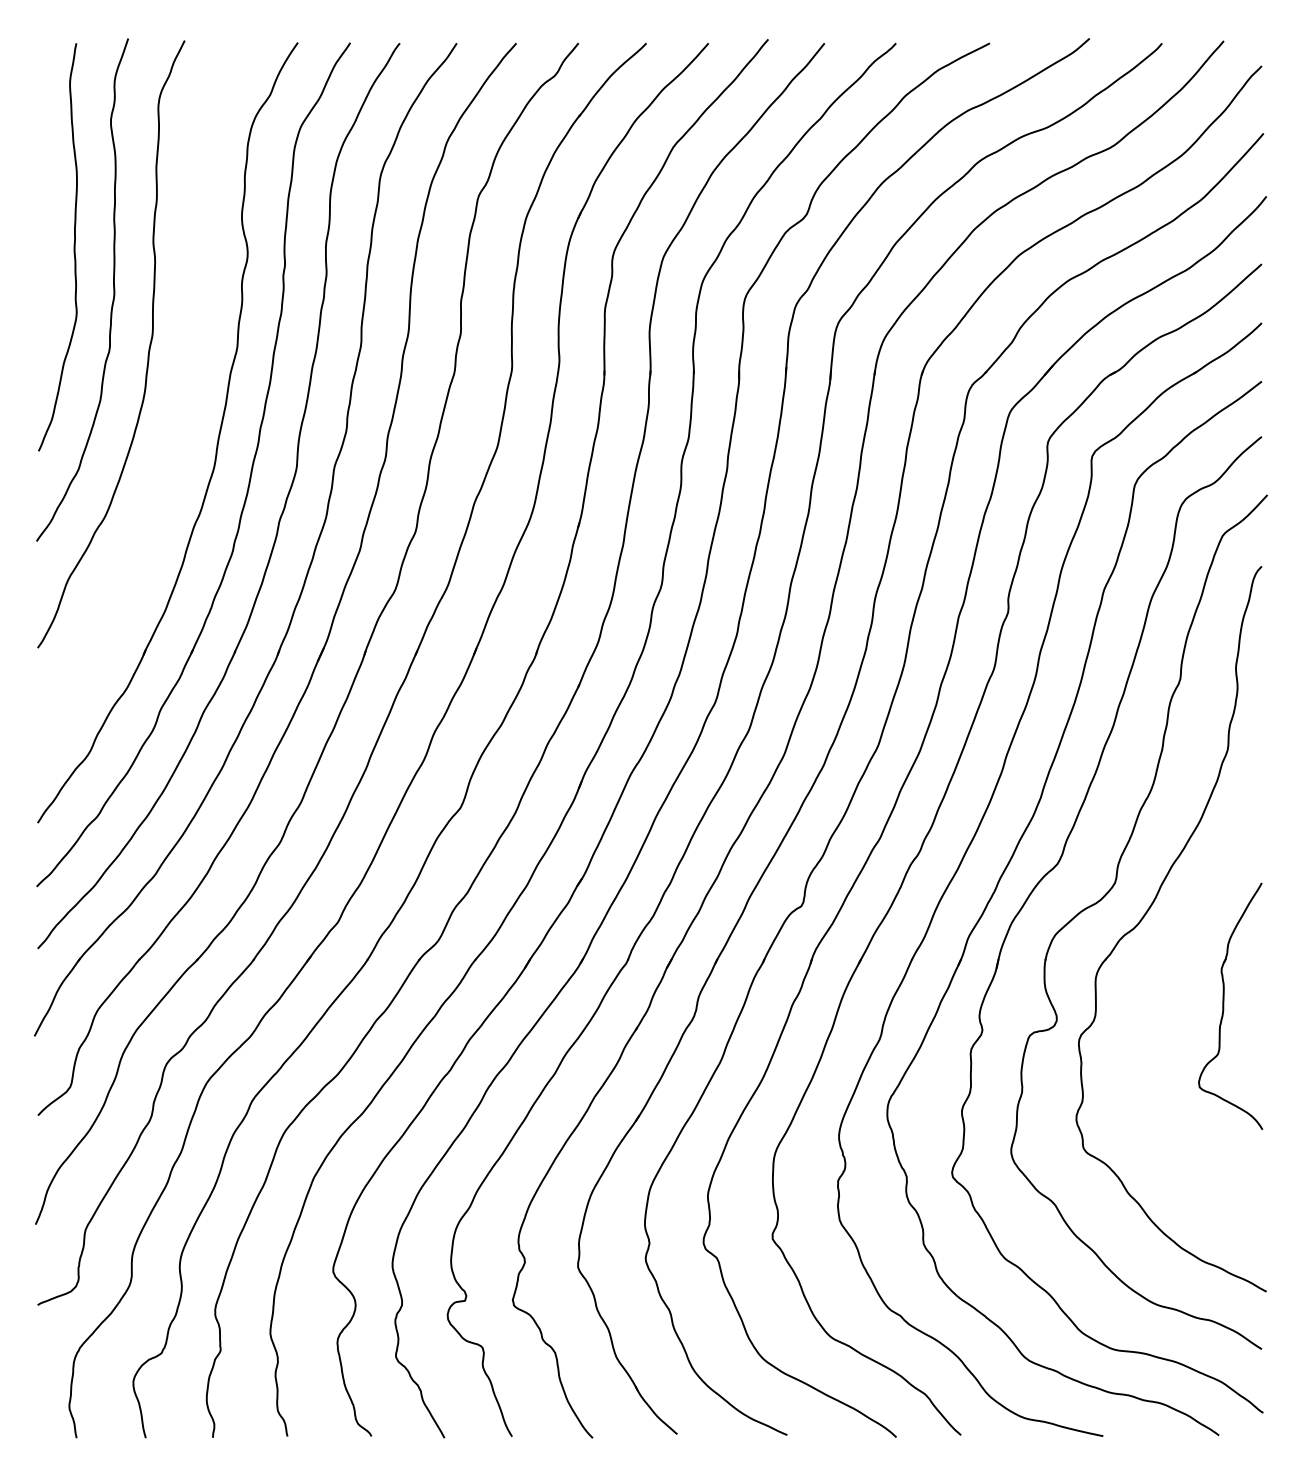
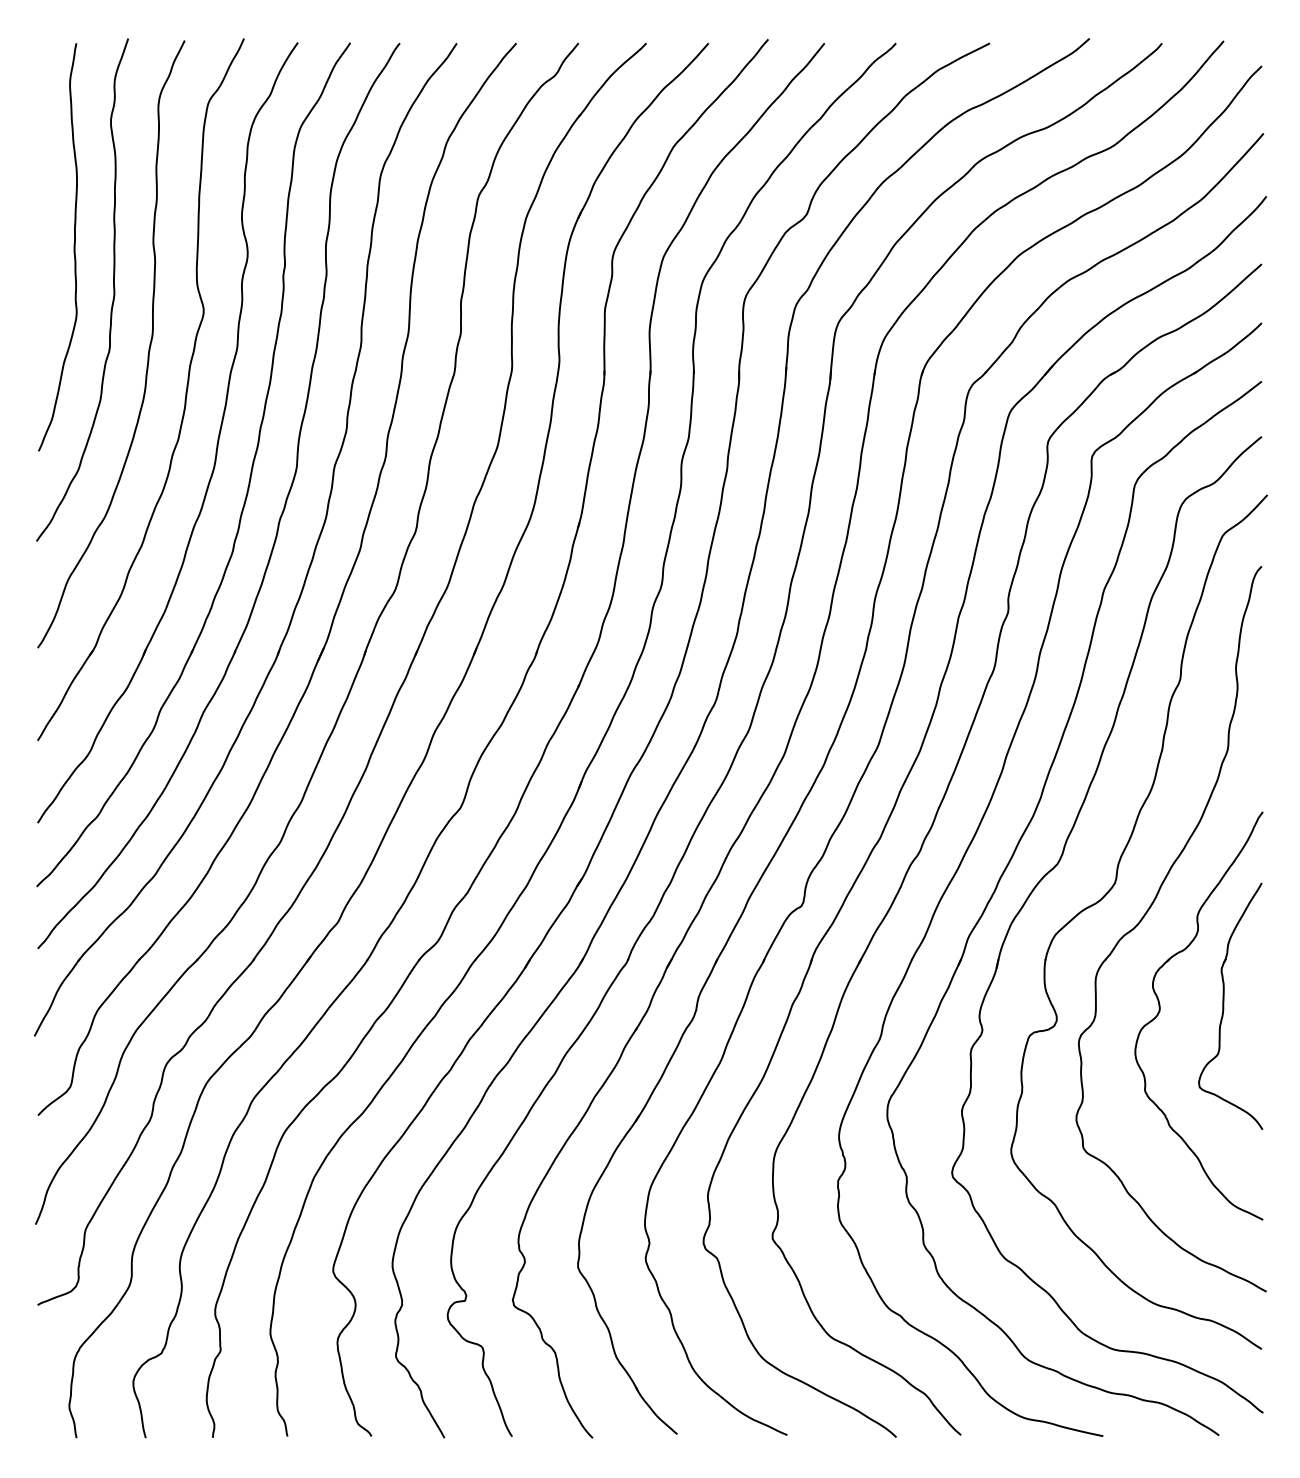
part: none -> present (185, 391)
part: none -> present (1160, 1011)
